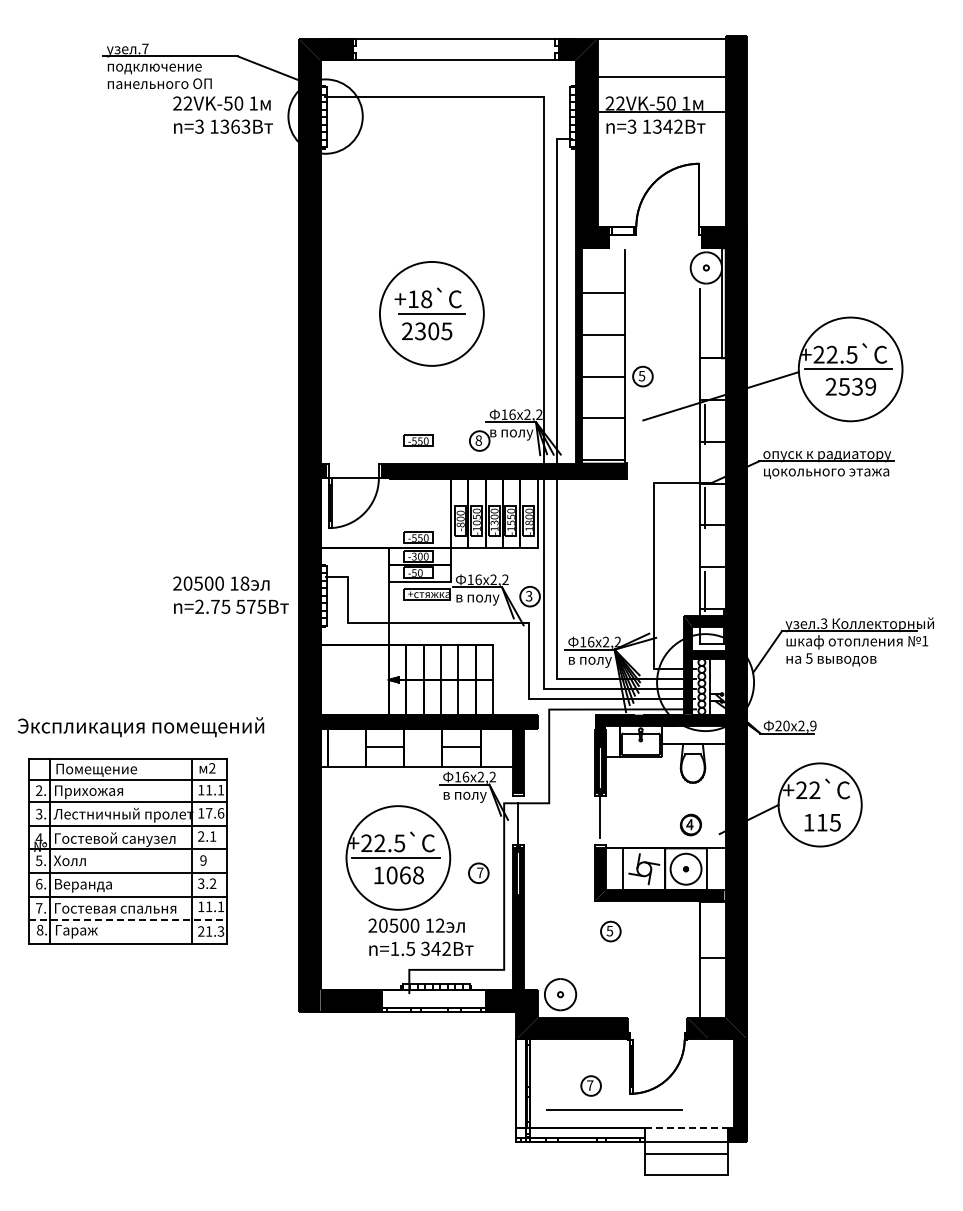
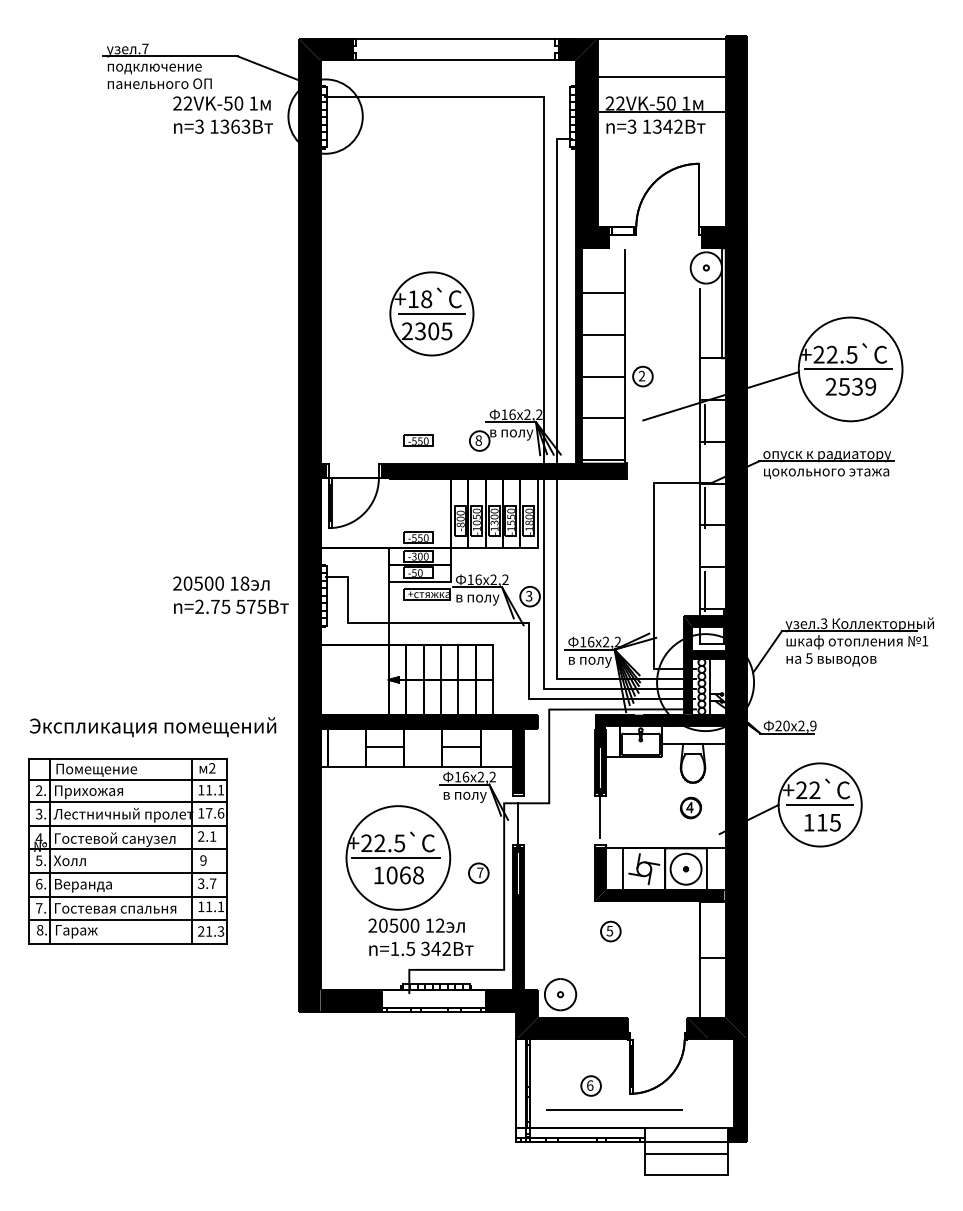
circle diameter: 104 px -> 83 px (431, 313)
text: 5 -> 2 (641, 375)
text position: (140, 727) -> (152, 727) (152, 727)
line: none -> present (820, 804)
part position: (690, 824) -> (690, 807) (690, 807)
text: 3.2 -> 3.7 (212, 883)
line: dashed -> solid (127, 920)
text: 7 -> 6 (590, 1085)
line: dashed -> solid (686, 1128)
